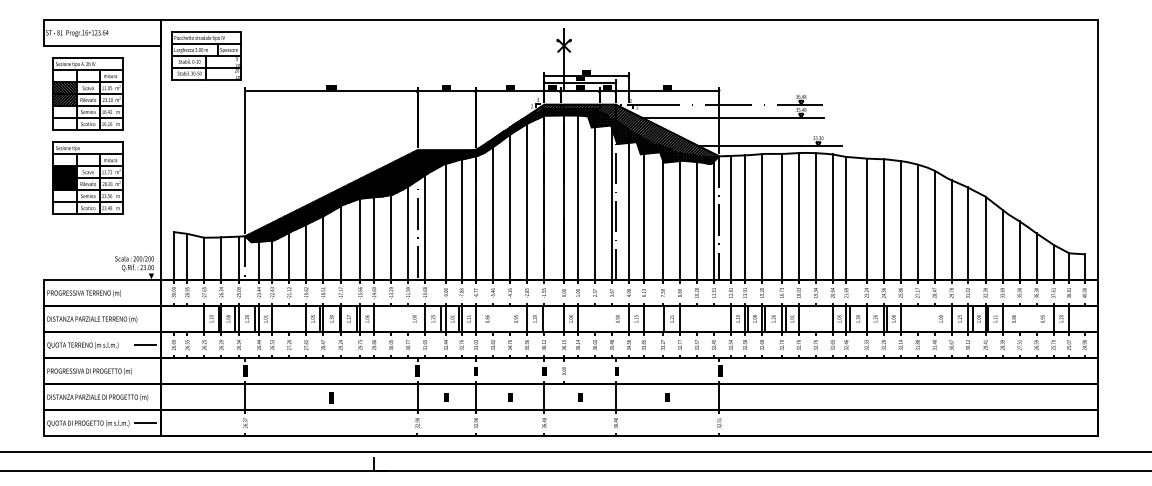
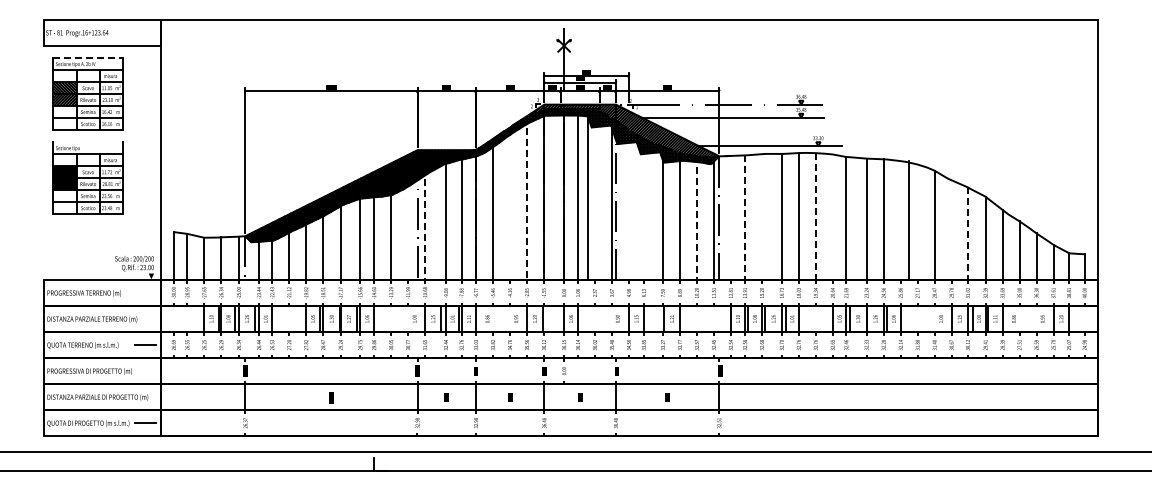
part: present -> none (206, 55)
line: solid -> dashed (87, 58)
line: present -> none (87, 142)
line position: (594, 195) -> (587, 195) (587, 195)
line: solid -> dashed (527, 198)
line: present -> none (510, 203)
line: present -> none (628, 204)
line: present -> none (643, 209)
line: present -> none (730, 217)
line: present -> none (761, 217)
line: solid -> dashed (815, 217)
line: present -> none (832, 217)
line: solid -> dashed (696, 218)
line: solid -> dashed (745, 218)
line position: (900, 220) -> (908, 220) (908, 220)
line: present -> none (917, 222)
line: solid -> dashed (425, 224)
line: present -> none (408, 229)
line: present -> none (951, 230)
line: solid -> dashed (967, 234)
